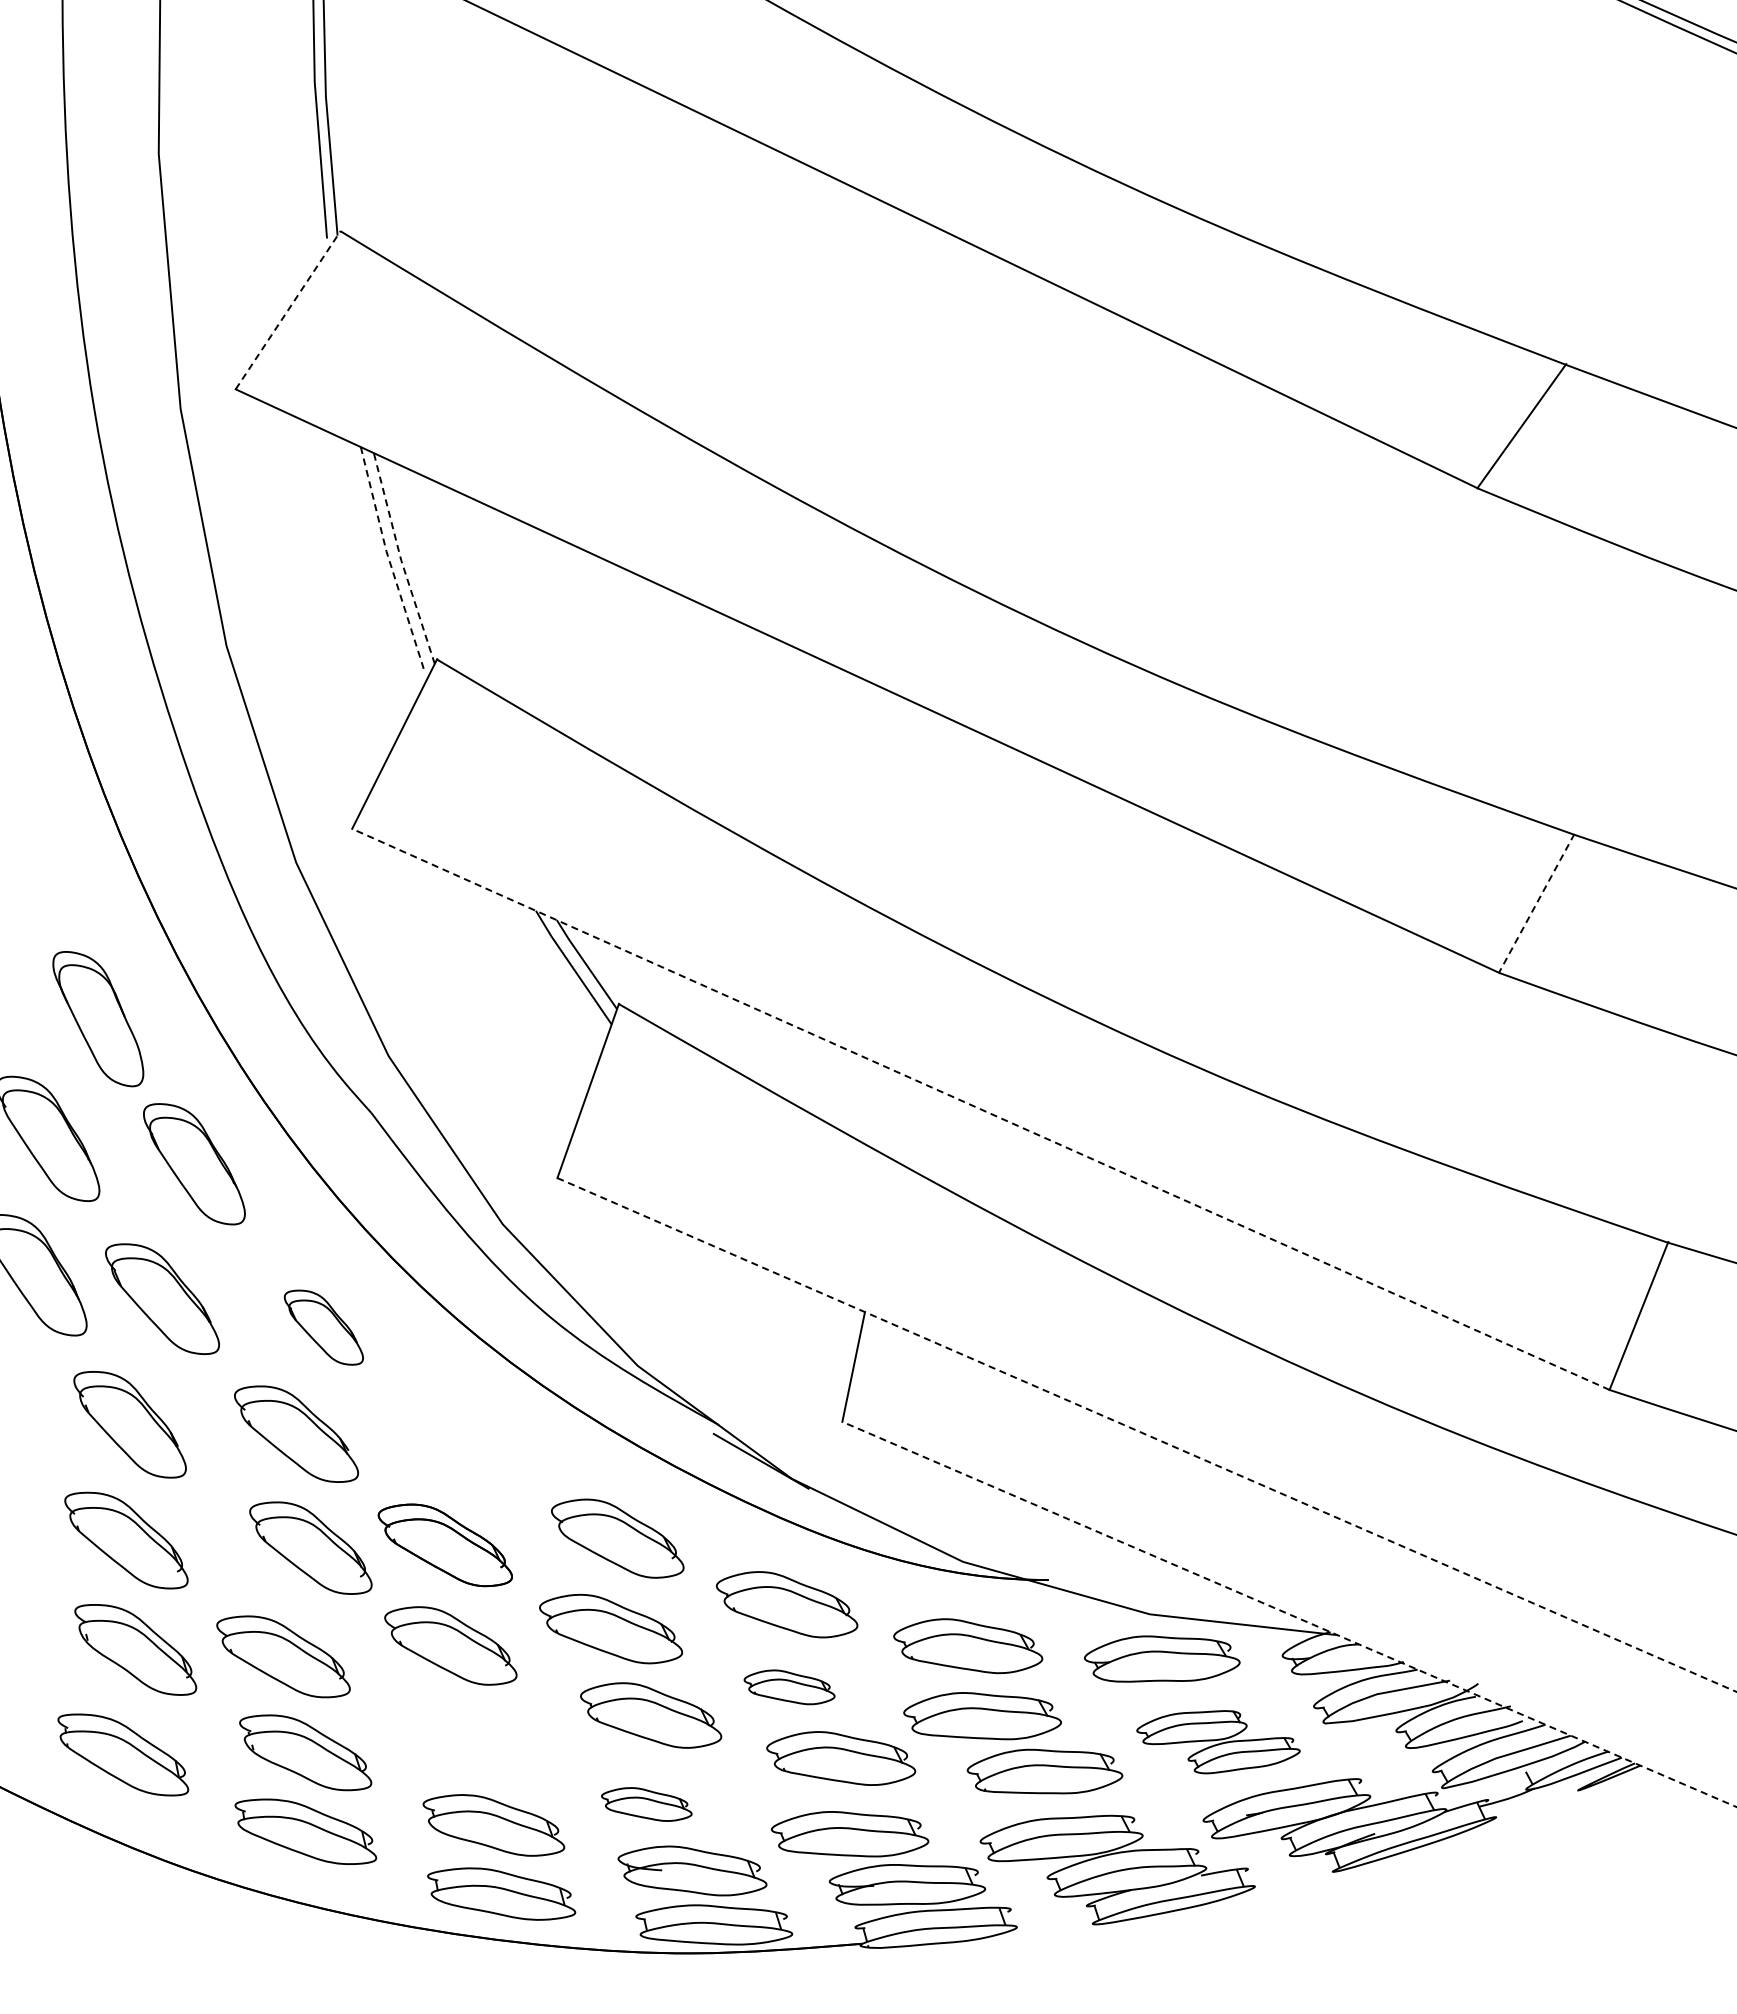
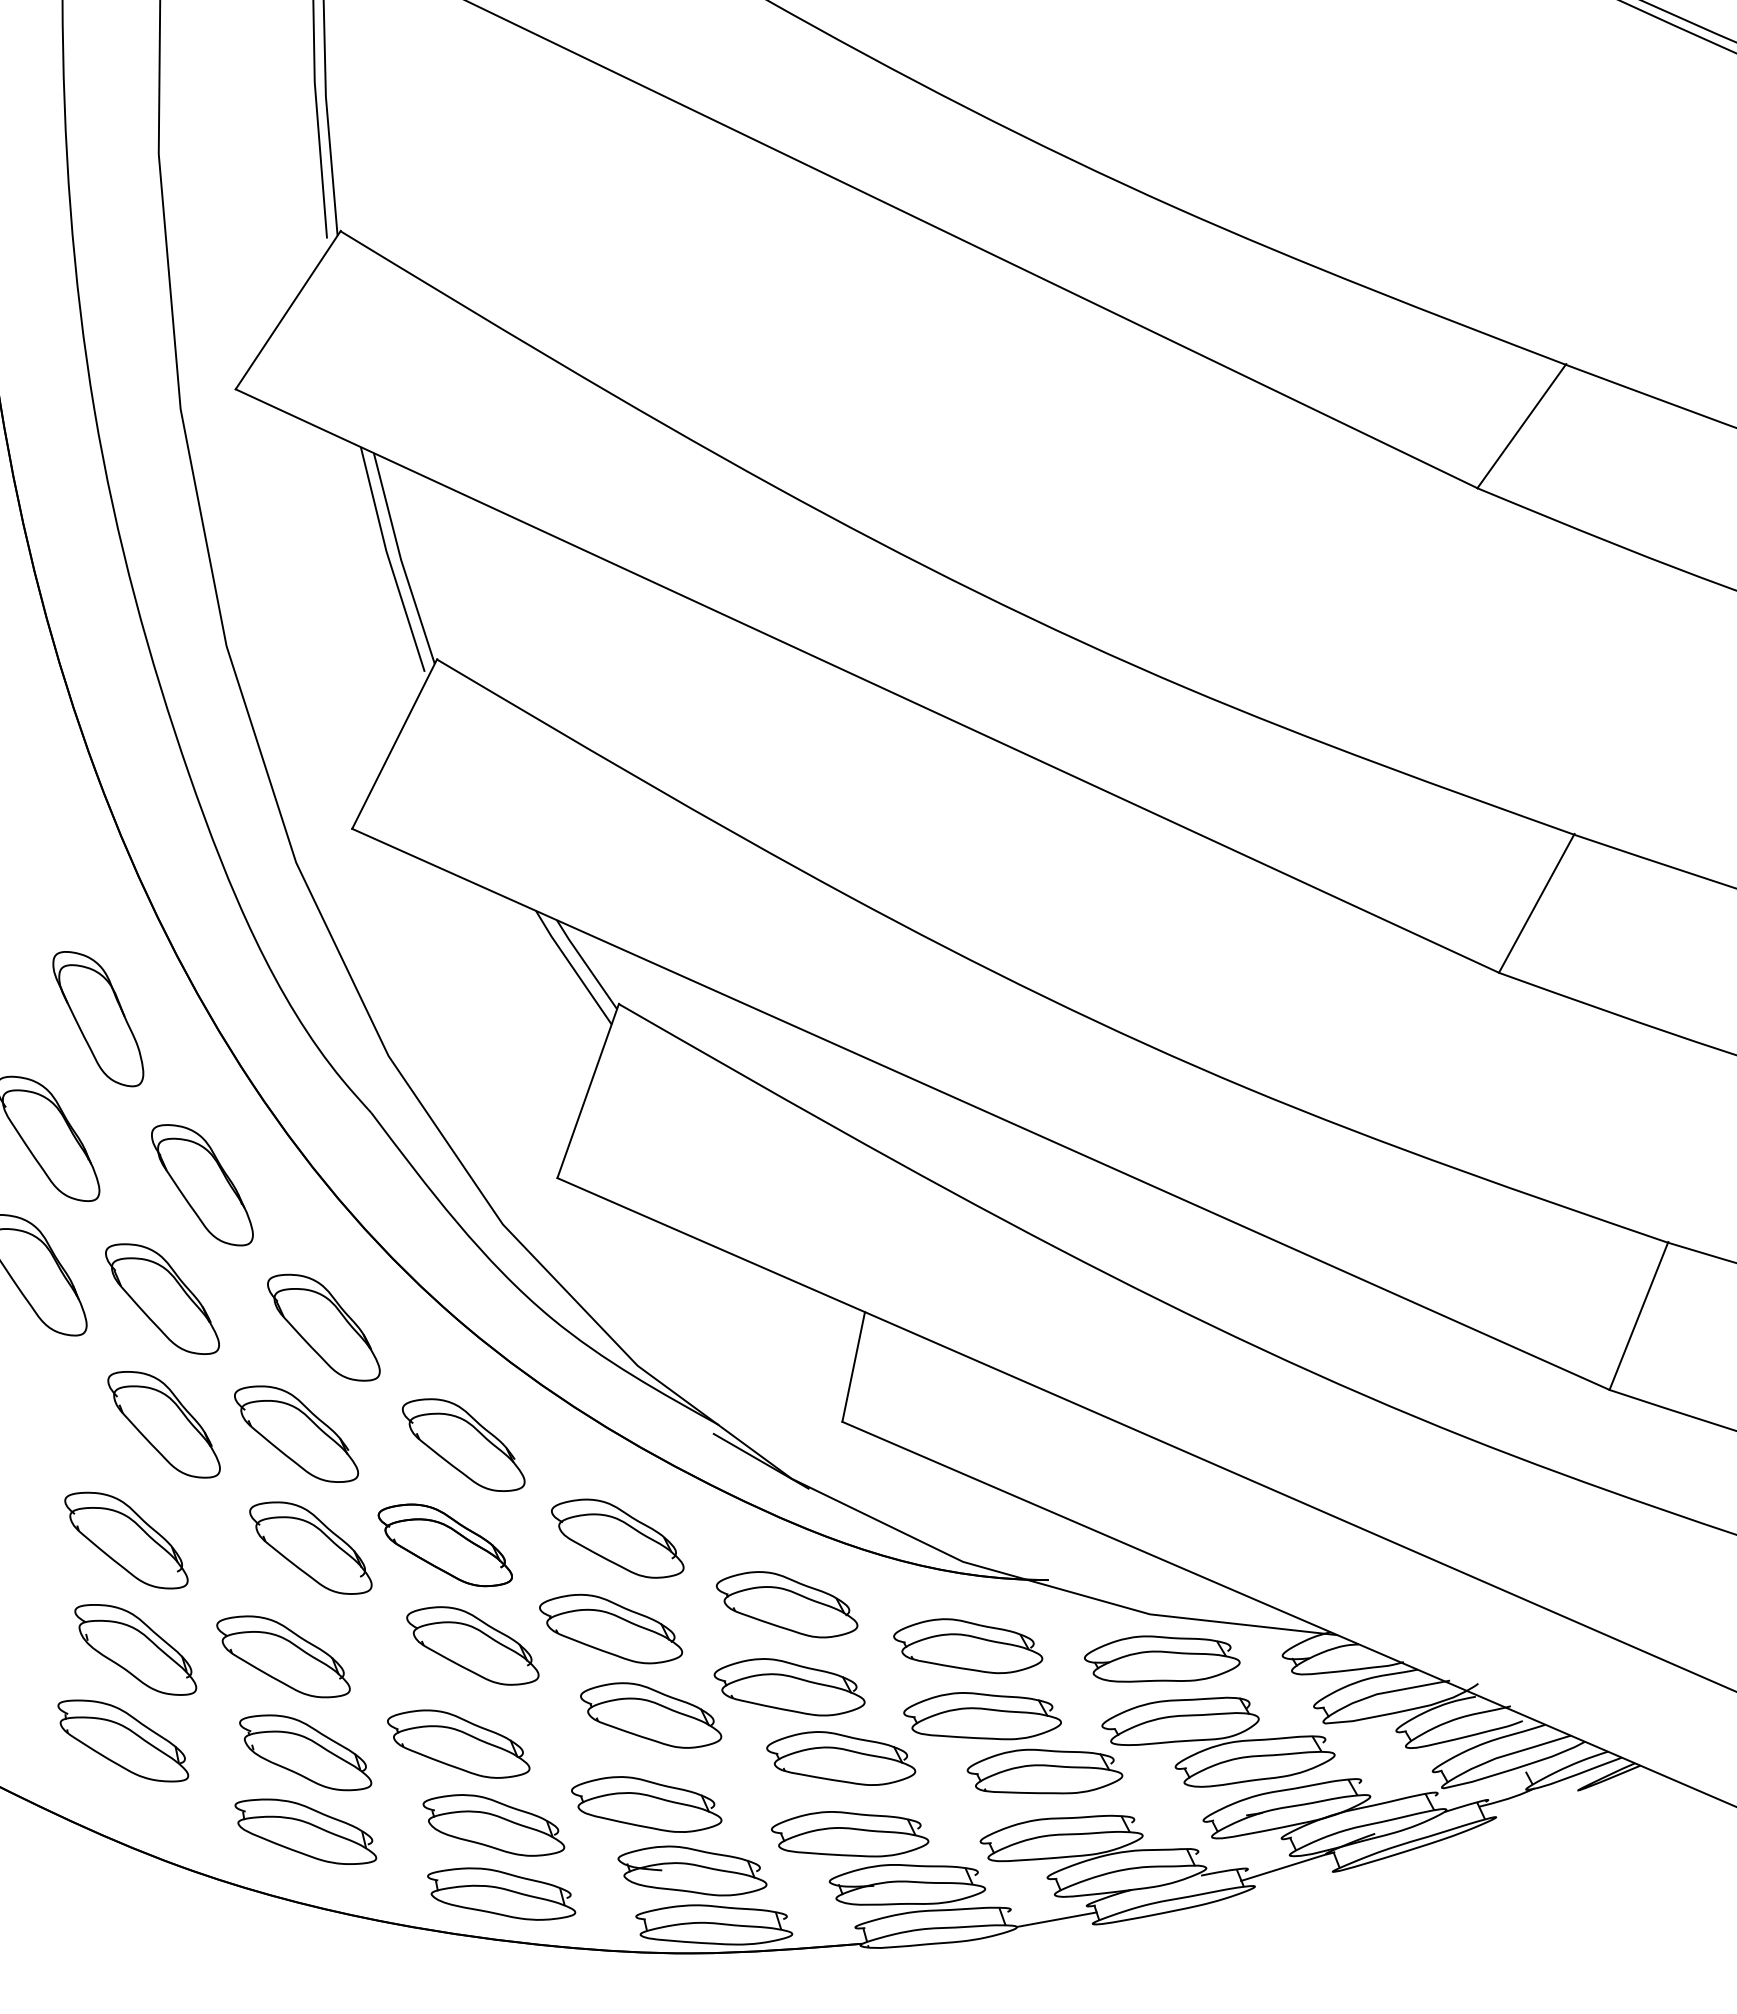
line: dashed -> solid (288, 309)
line: dashed -> solid (389, 559)
line: dashed -> solid (401, 560)
line: dashed -> solid (1536, 903)
line: dashed -> solid (980, 1109)
part position: (194, 1164) -> (202, 1185) (202, 1185)
part size: 81x77 px -> 114x109 px (323, 1327)
part position: (129, 1424) -> (163, 1424) (163, 1424)
line: dashed -> solid (1146, 1434)
part: none -> present (463, 1444)
line: dashed -> solid (1289, 1614)
part position: (450, 1645) -> (472, 1645) (472, 1645)
part size: 93x37 px -> 153x59 px (789, 1687)
part size: 165x65 px -> 235x92 px (1218, 1741)
part: none -> present (458, 1743)
part position: (123, 1754) -> (123, 1740) (123, 1740)
part size: 92x35 px -> 152x57 px (646, 1804)
line: none -> present (1284, 1867)
line: none -> present (1056, 1919)
